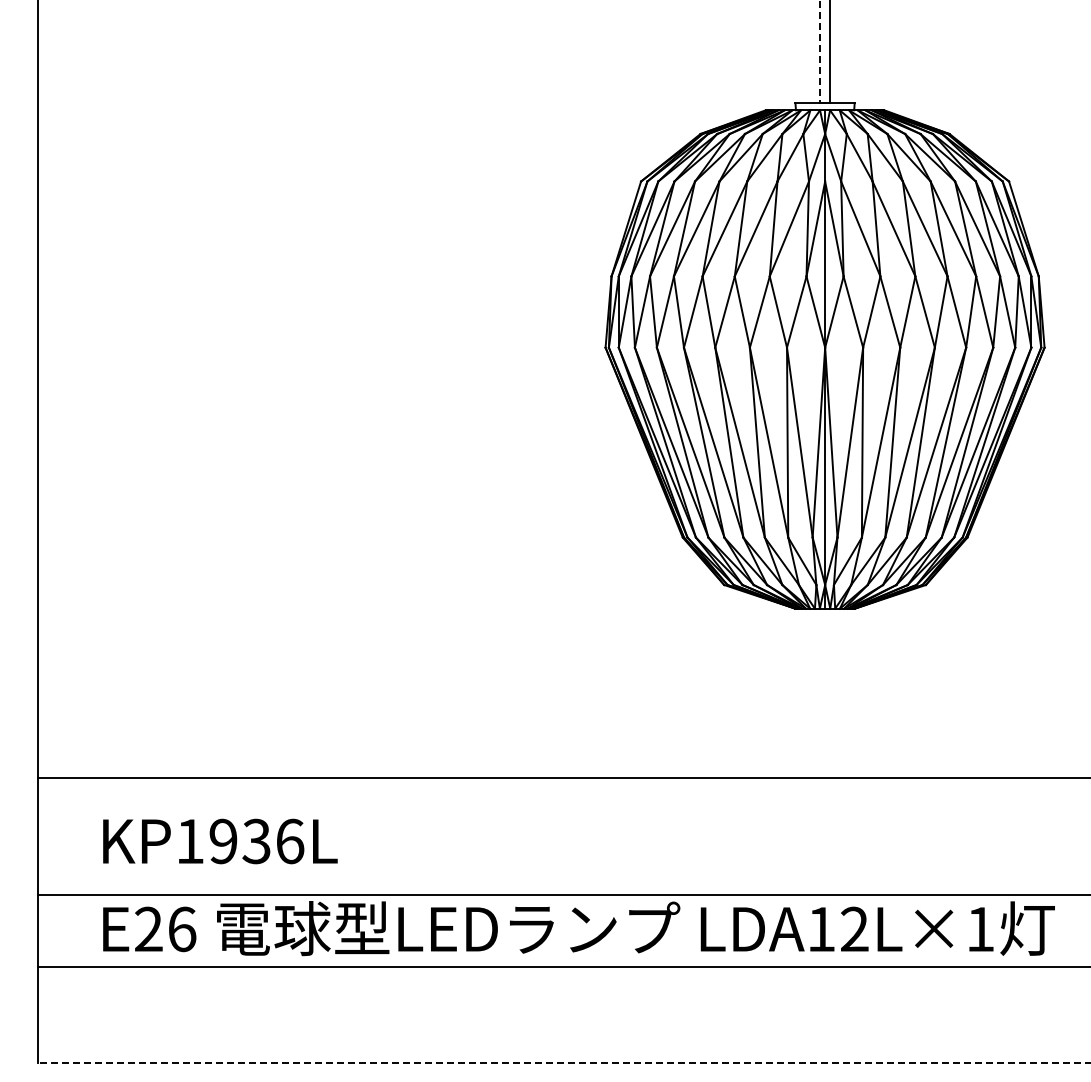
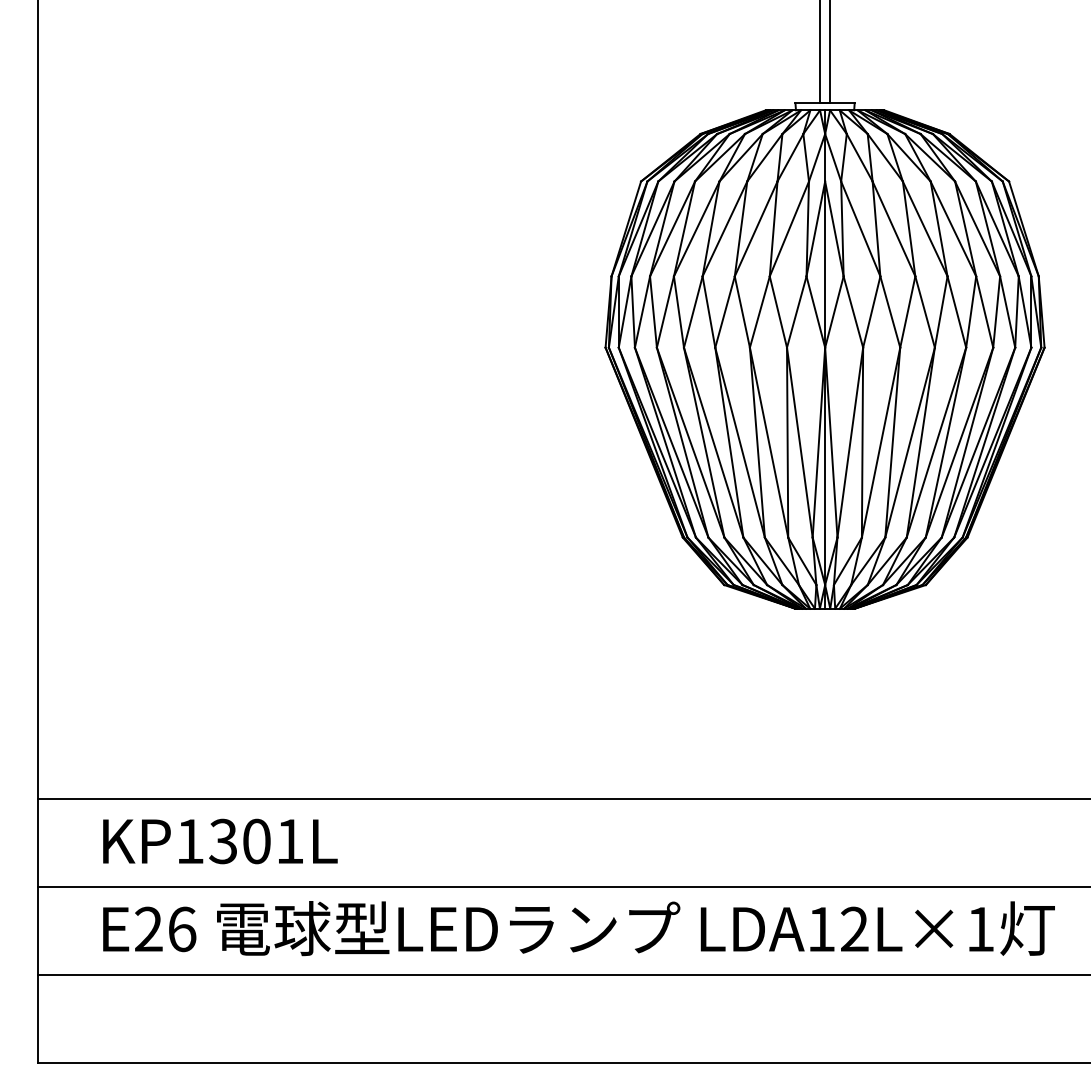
line: dashed -> solid (820, 52)
line position: (562, 778) -> (562, 799) (562, 799)
text: KP1936L -> KP1301L (256, 841)
line position: (562, 895) -> (562, 887) (562, 887)
line position: (562, 967) -> (562, 975) (562, 975)
line: dashed -> solid (563, 1063)
